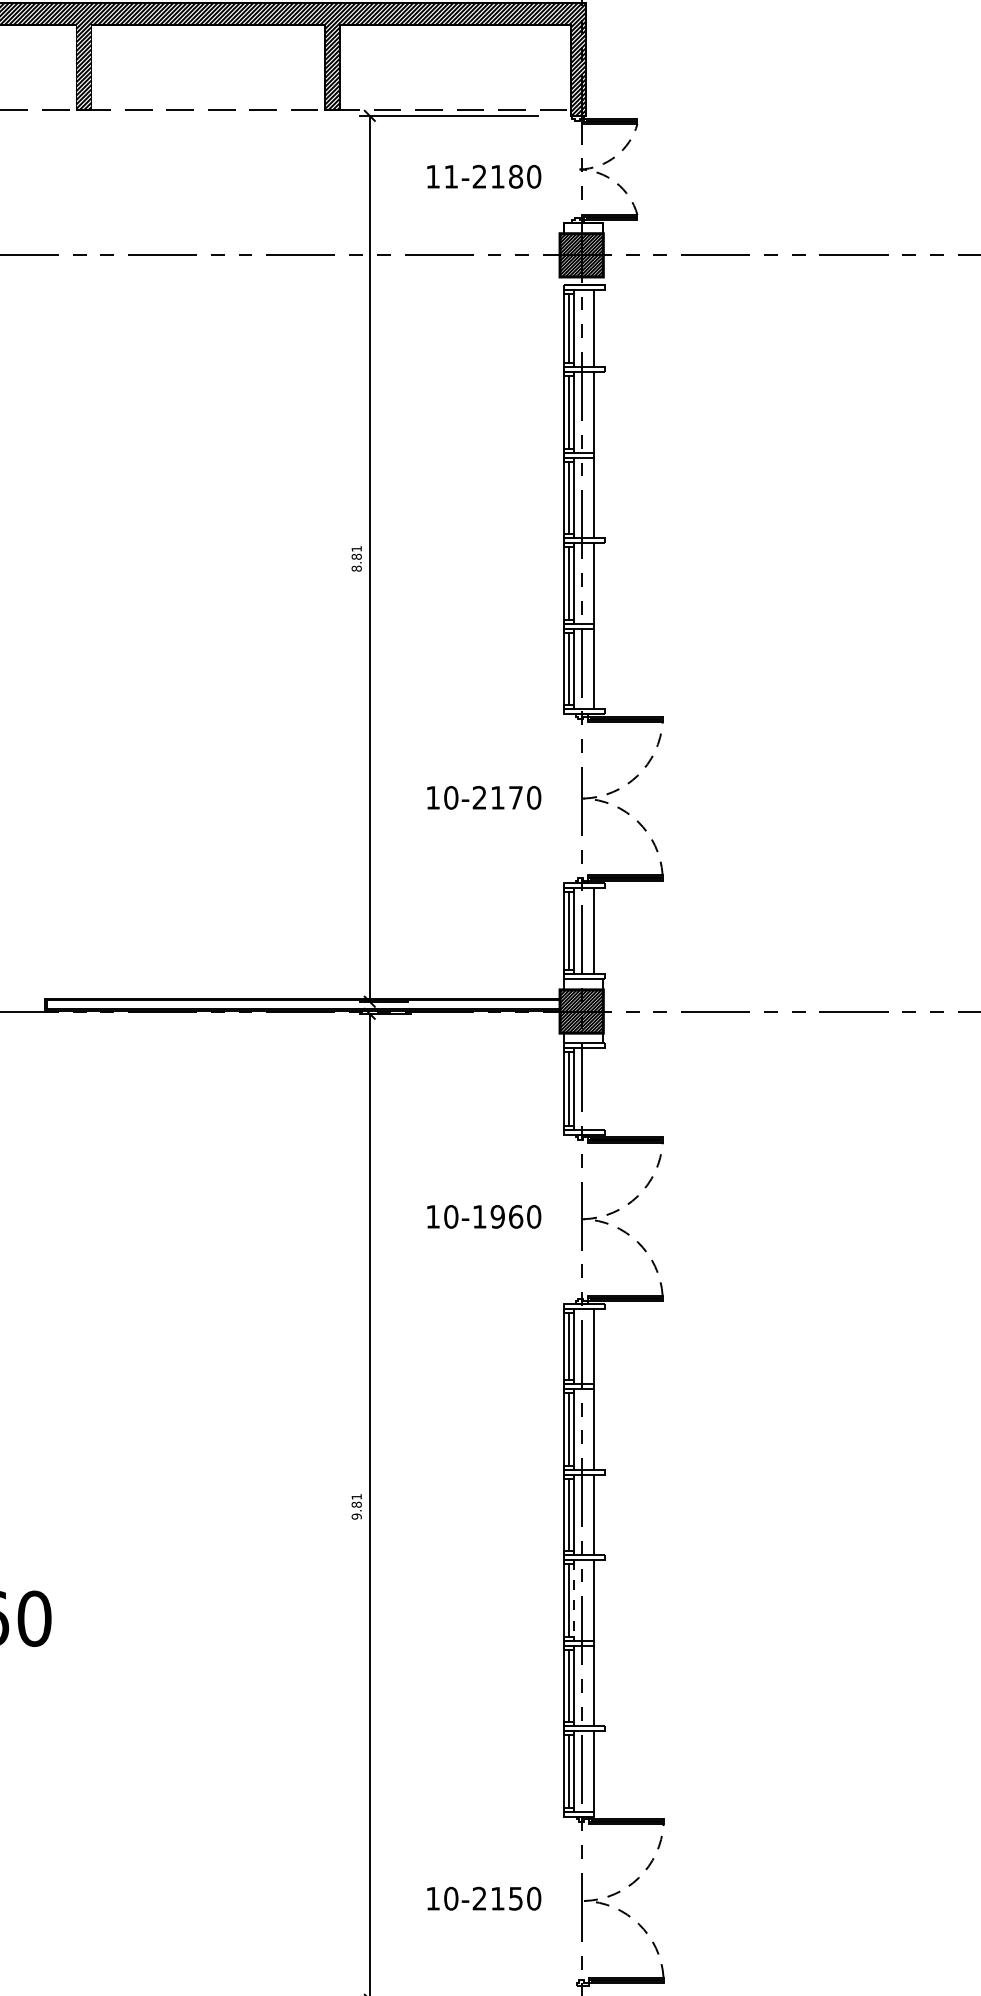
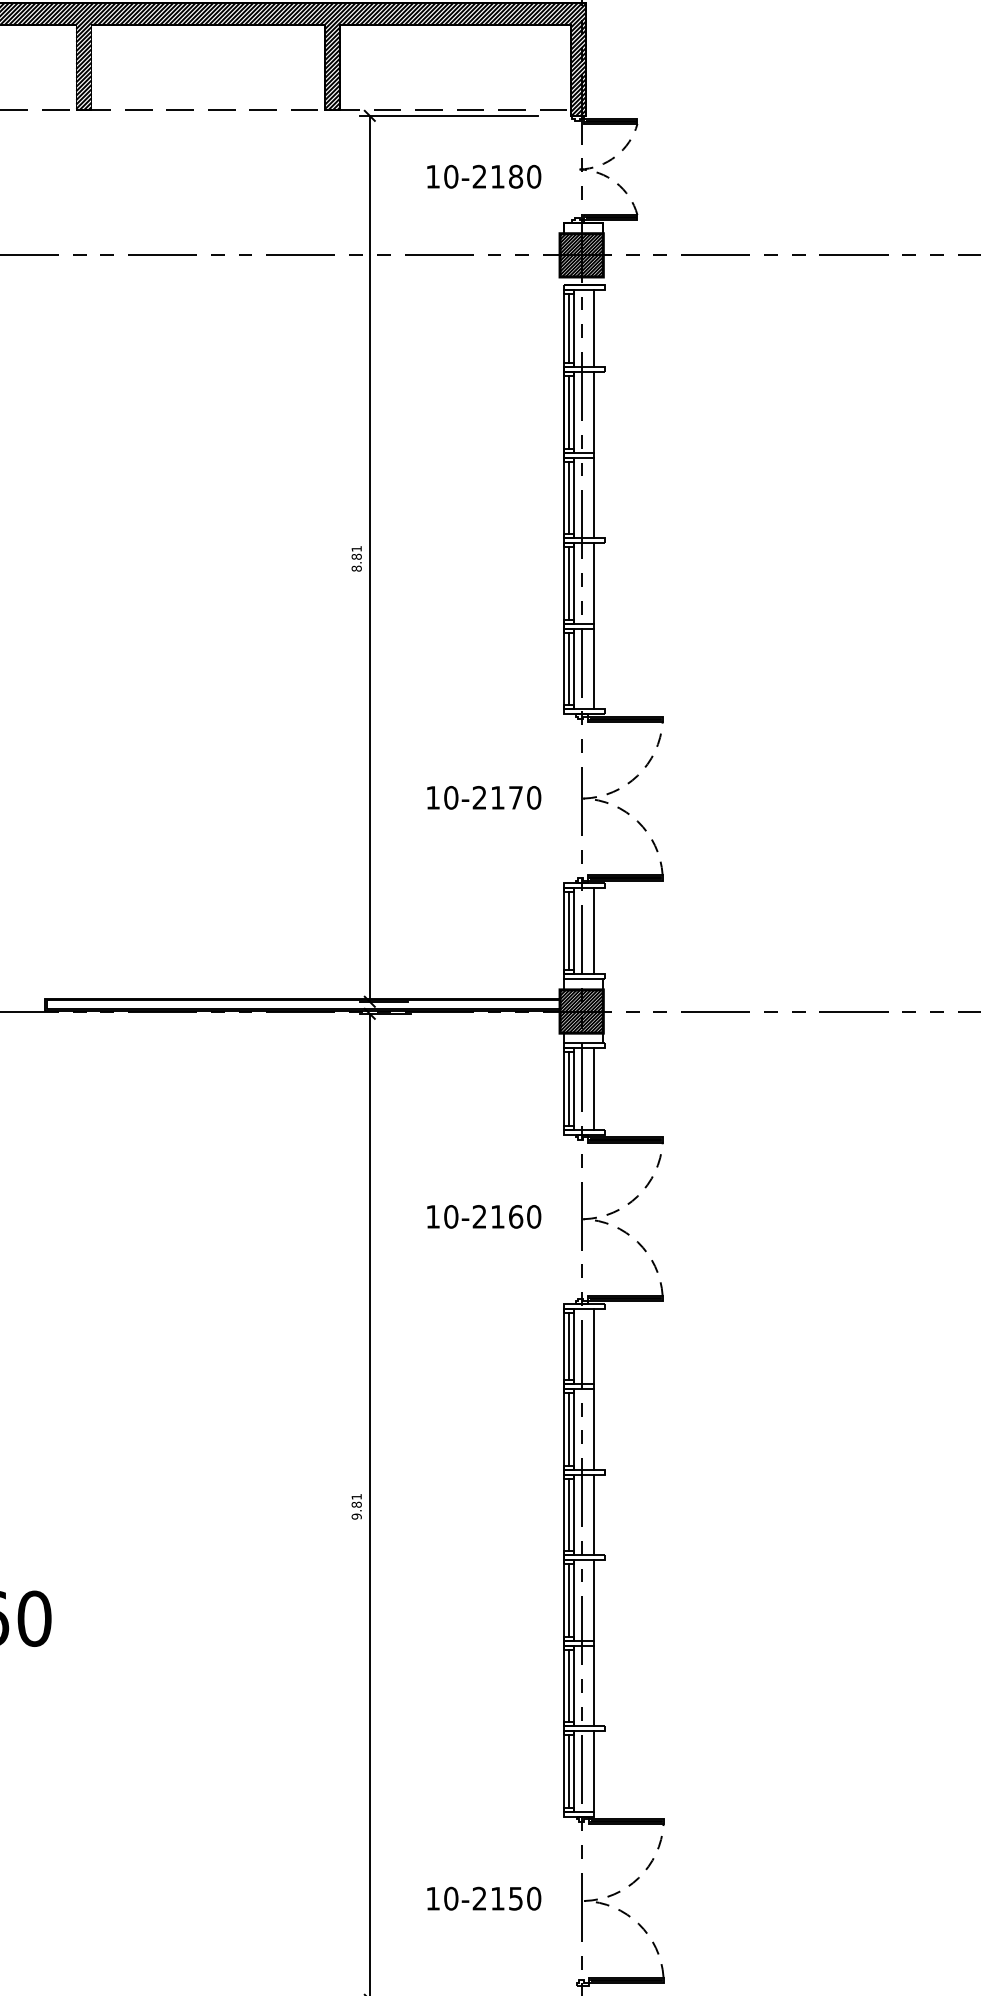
text: 11-2180 -> 10-2180 (451, 176)
line: none -> present (594, 1088)
text: 10-1960 -> 10-2160 (488, 1216)
line: dashed -> solid (574, 1600)
